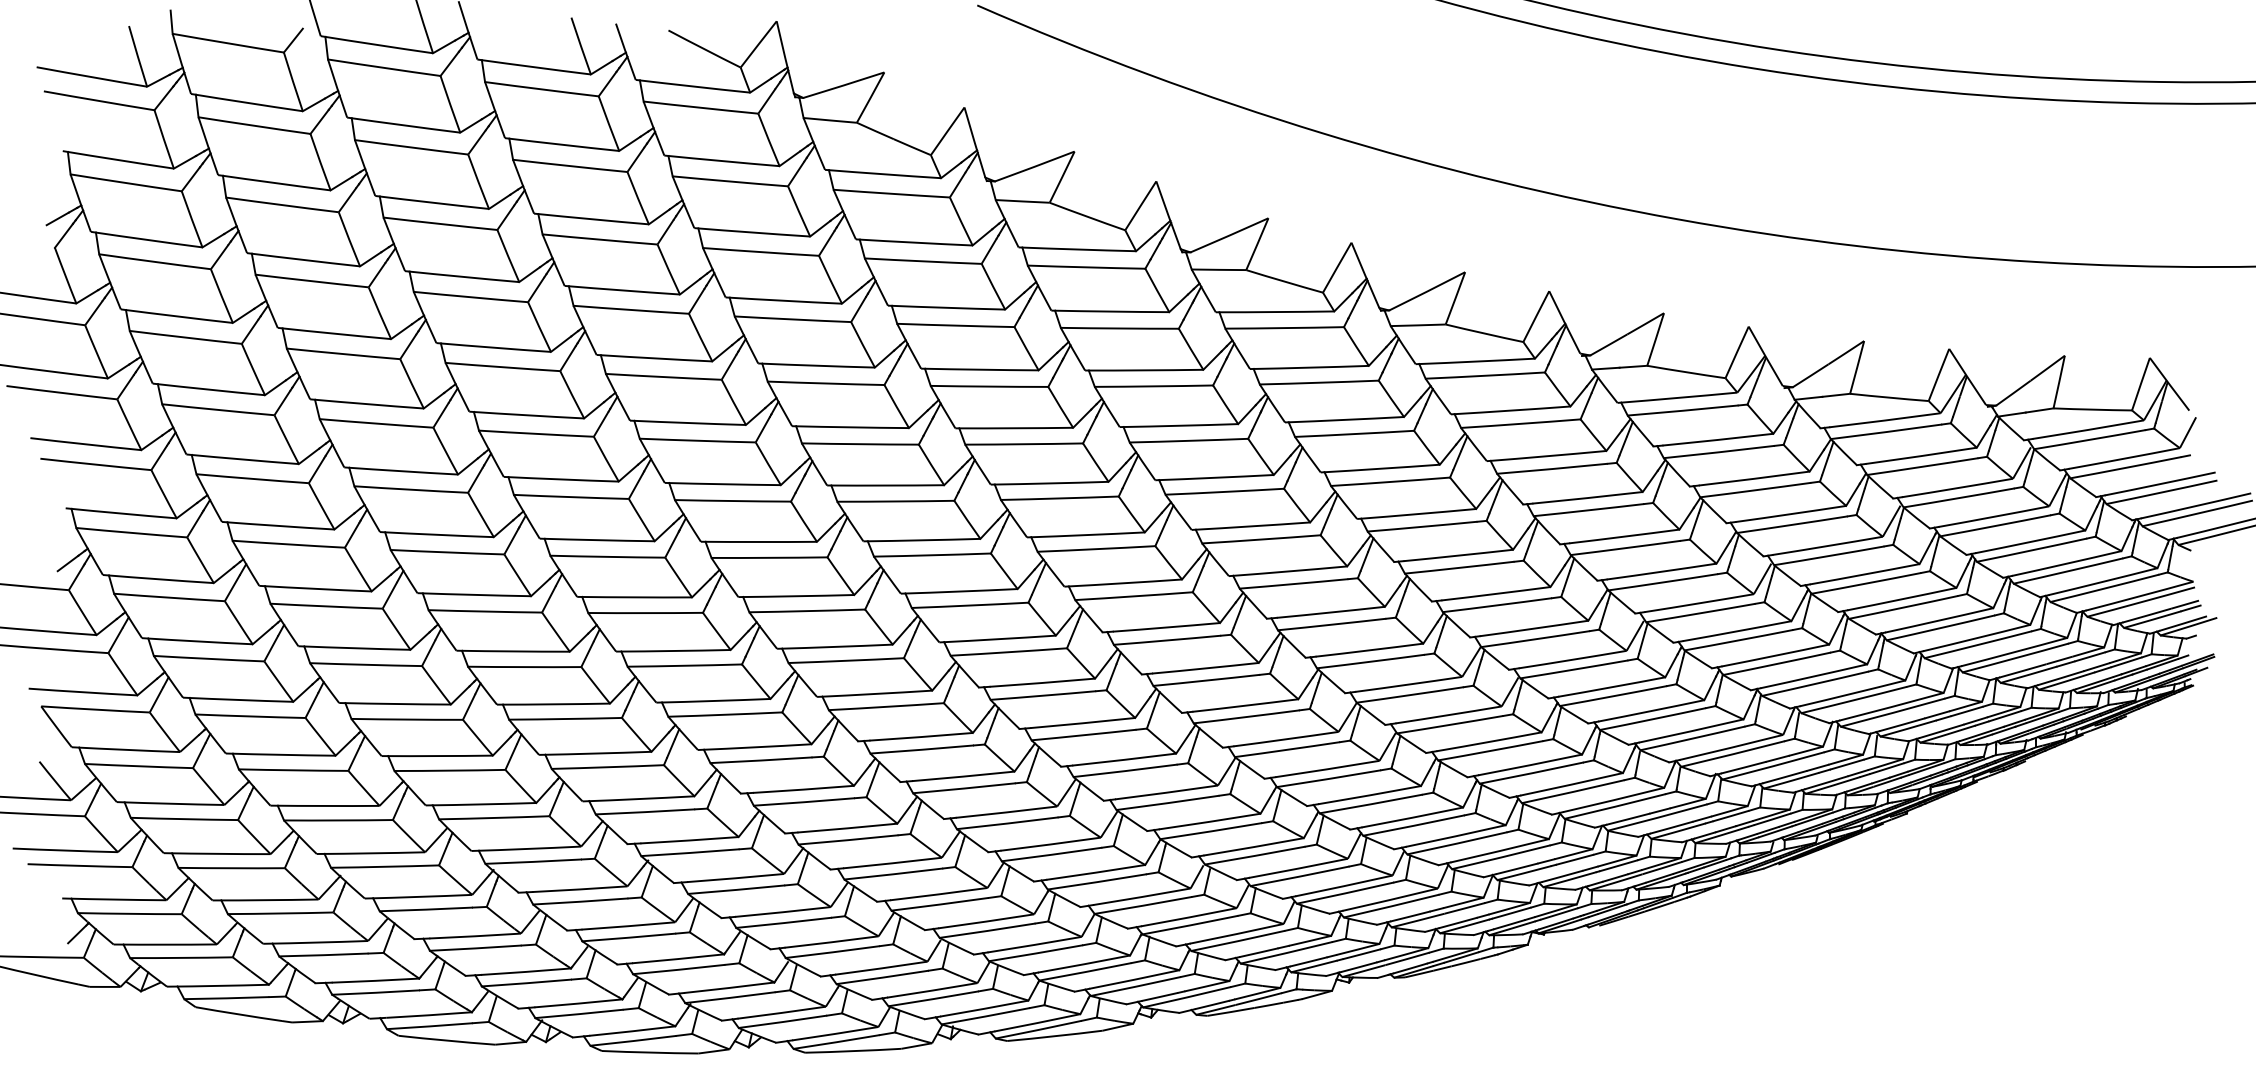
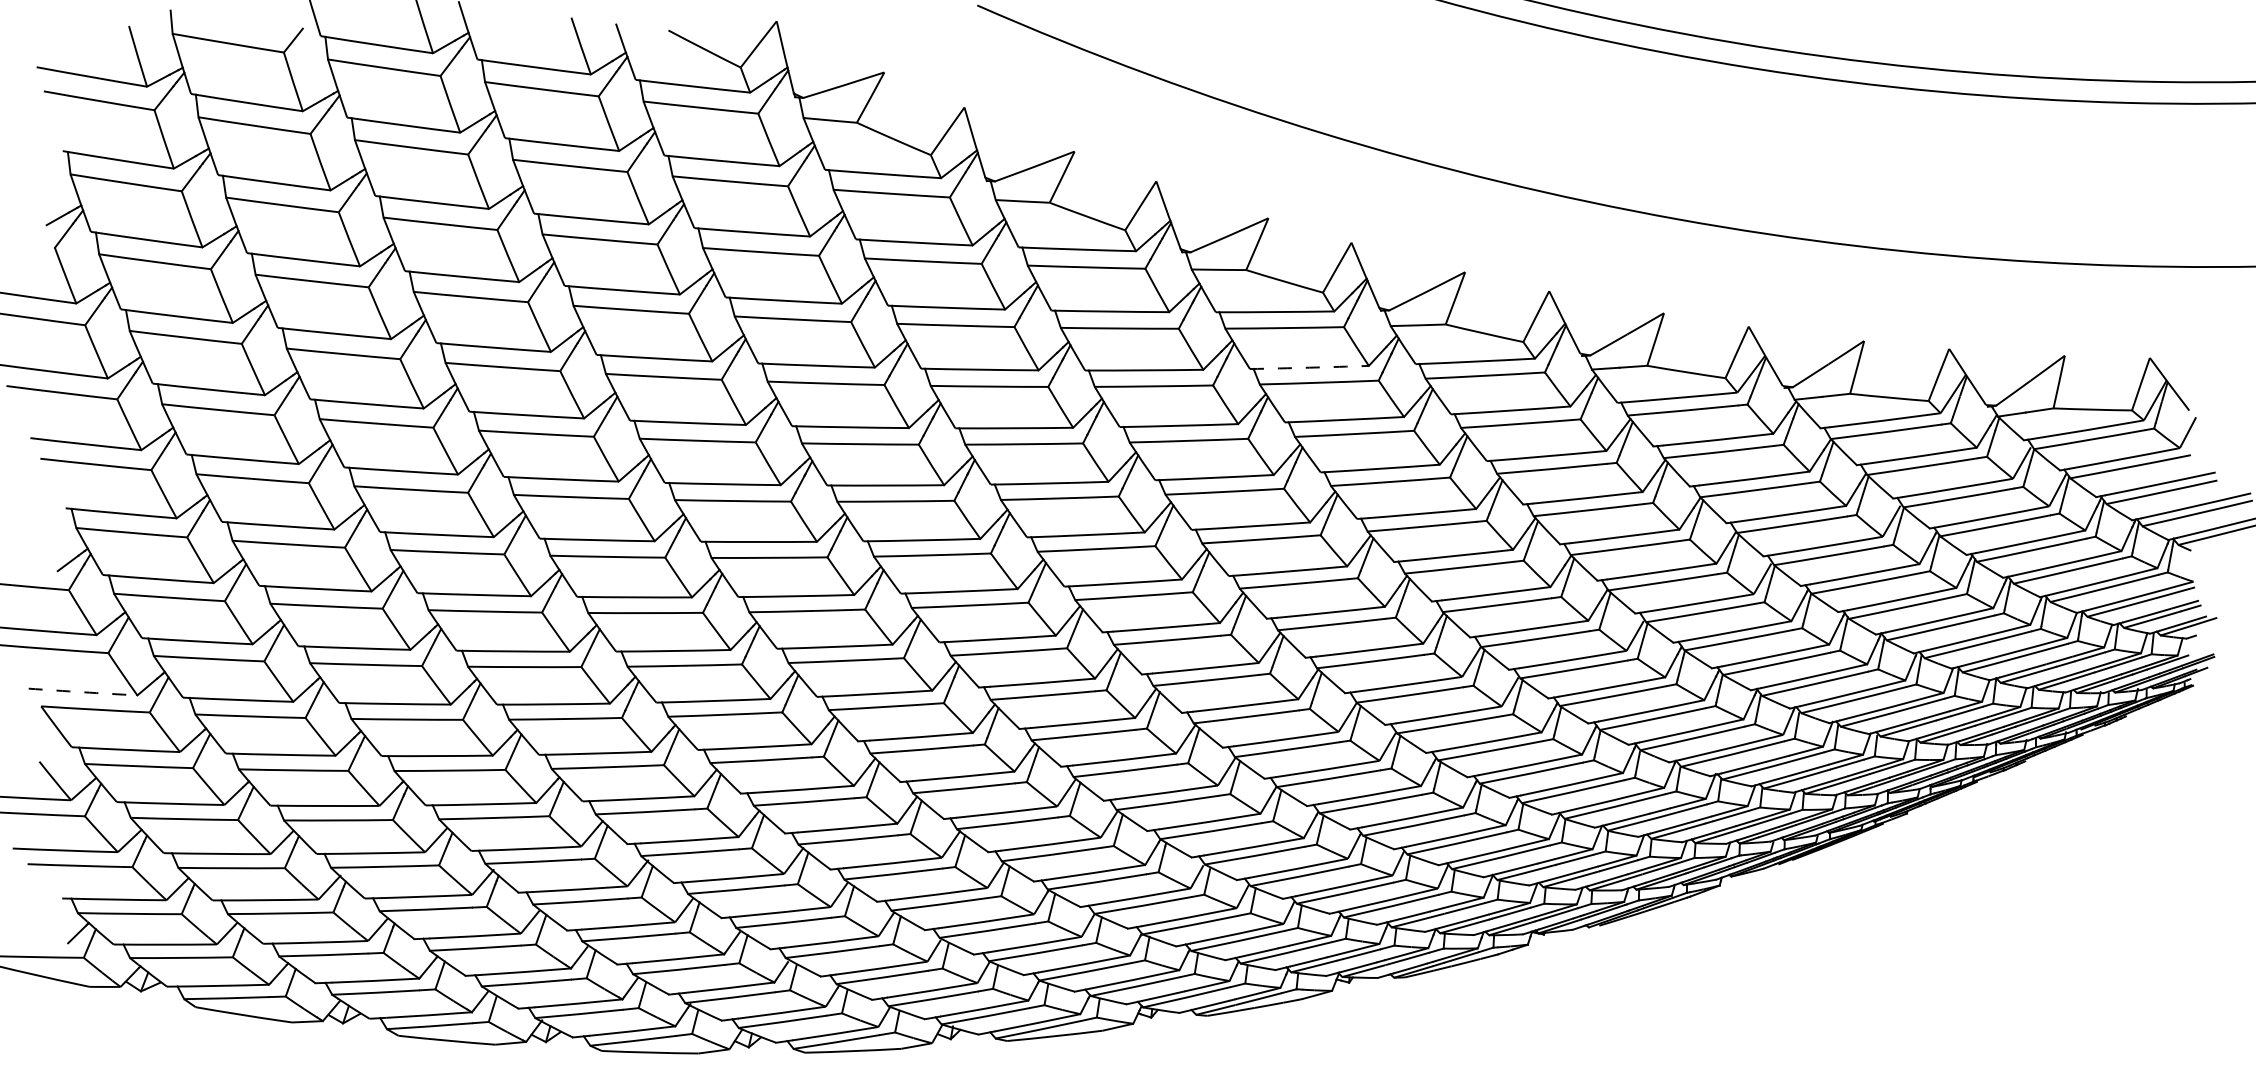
arc: solid -> dashed (1309, 367)
arc: solid -> dashed (83, 692)
